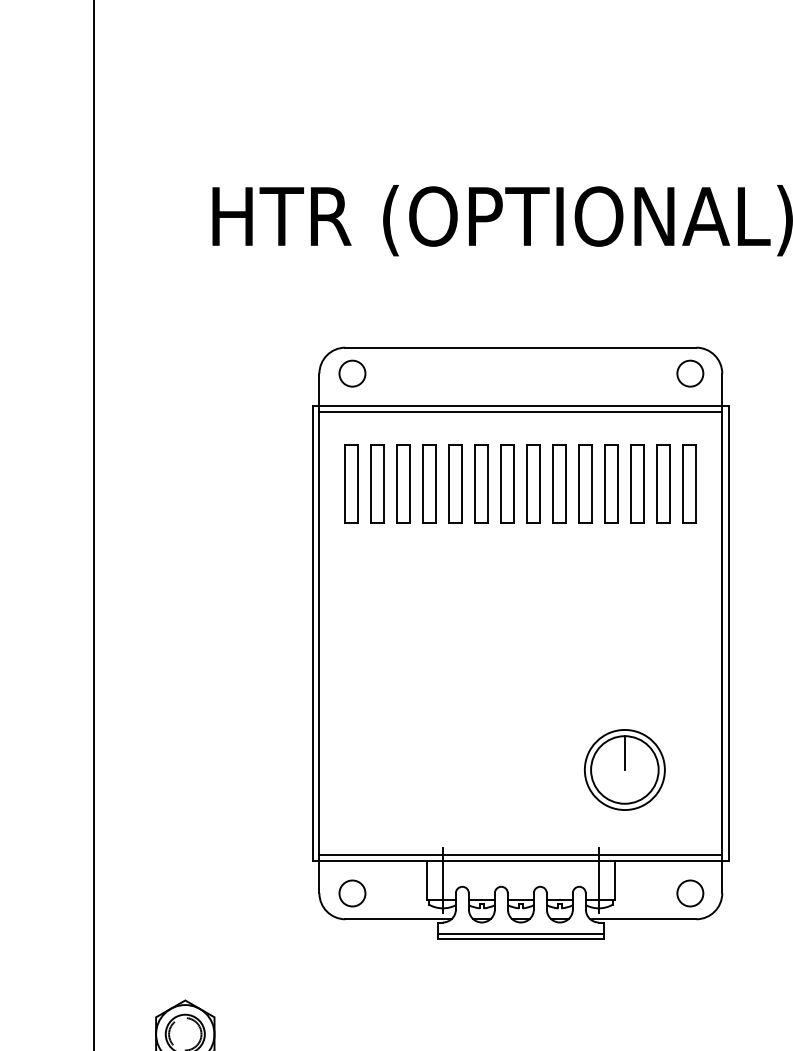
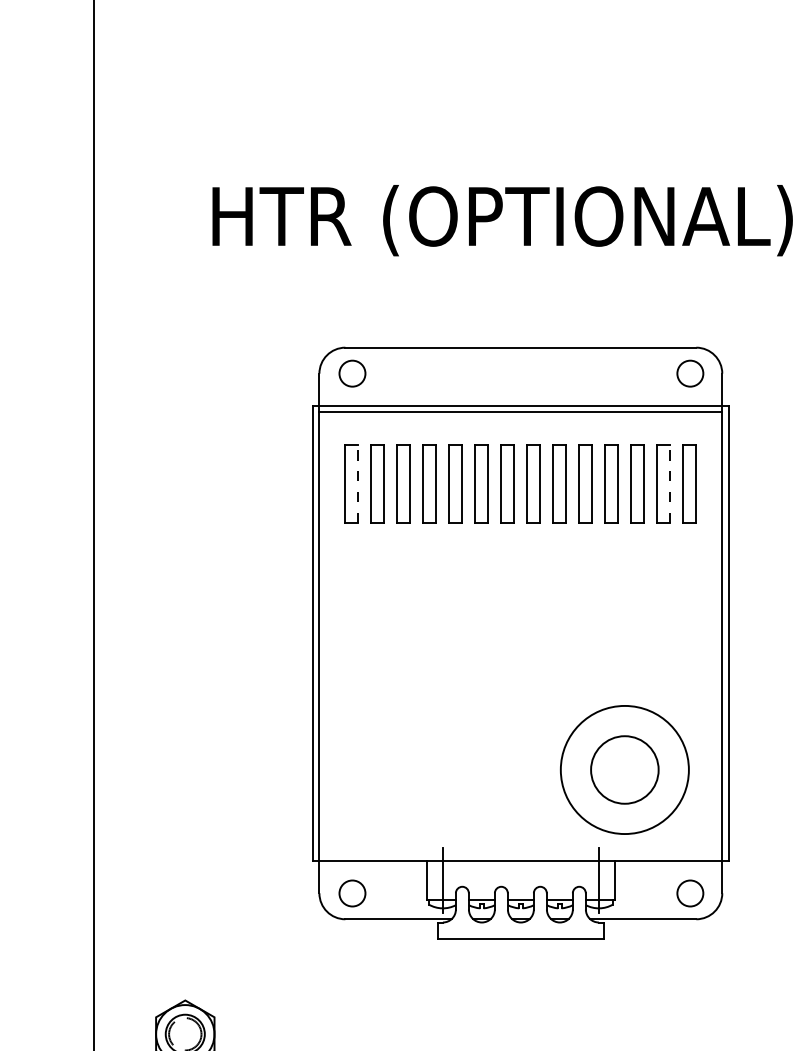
line: solid -> dashed (358, 484)
line: solid -> dashed (670, 484)
line: present -> none (624, 752)
circle diameter: 80 px -> 128 px (624, 769)
line: present -> none (520, 854)
line: present -> none (520, 933)
